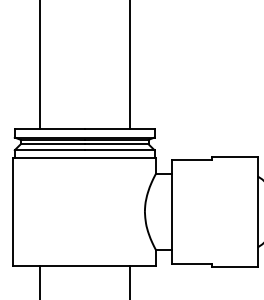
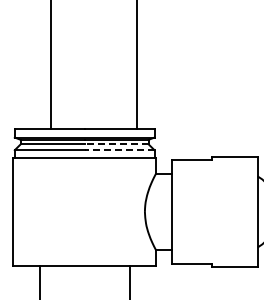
line position: (39, 65) -> (50, 65) (50, 65)
line position: (129, 65) -> (136, 65) (136, 65)
line: solid -> dashed (116, 144)
line: solid -> dashed (119, 150)
